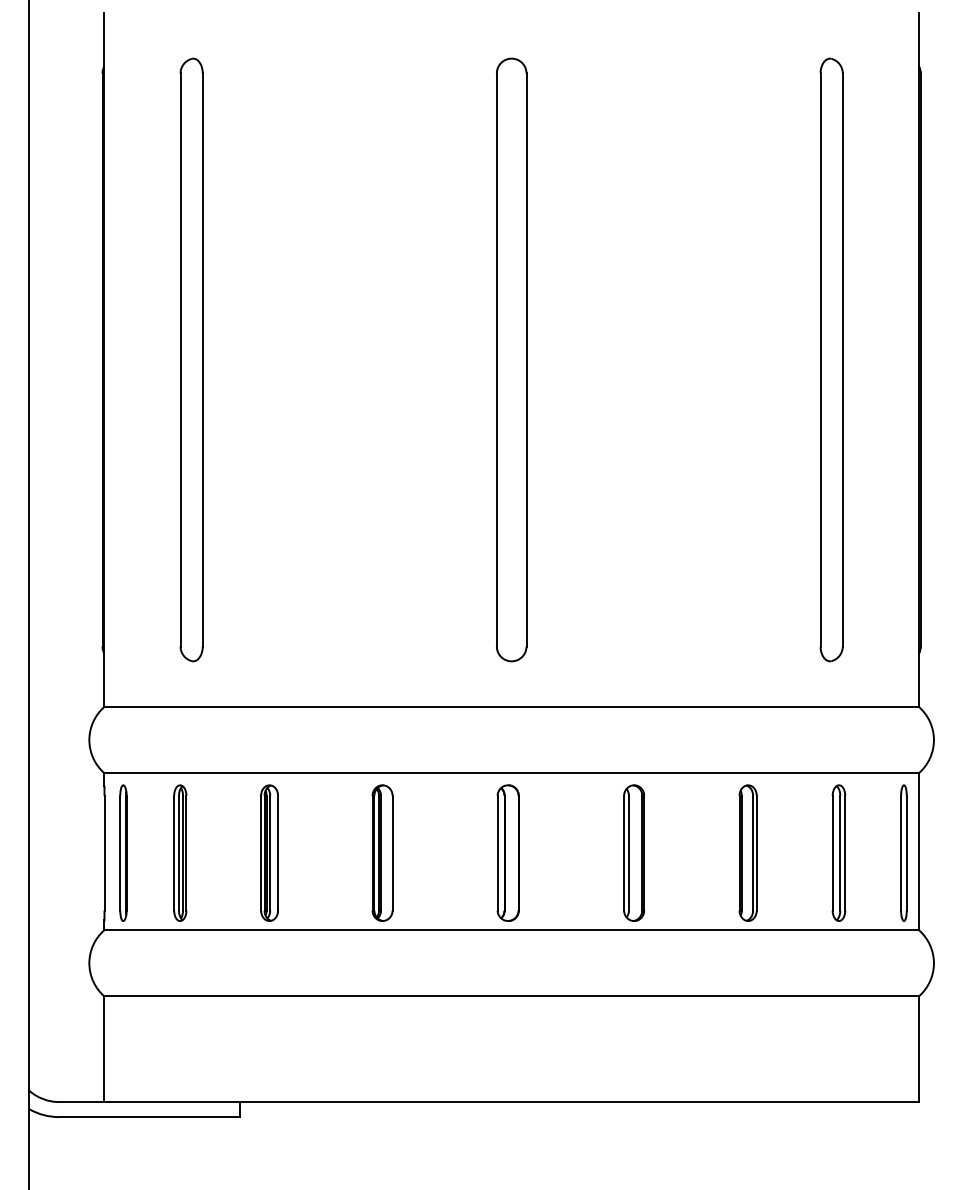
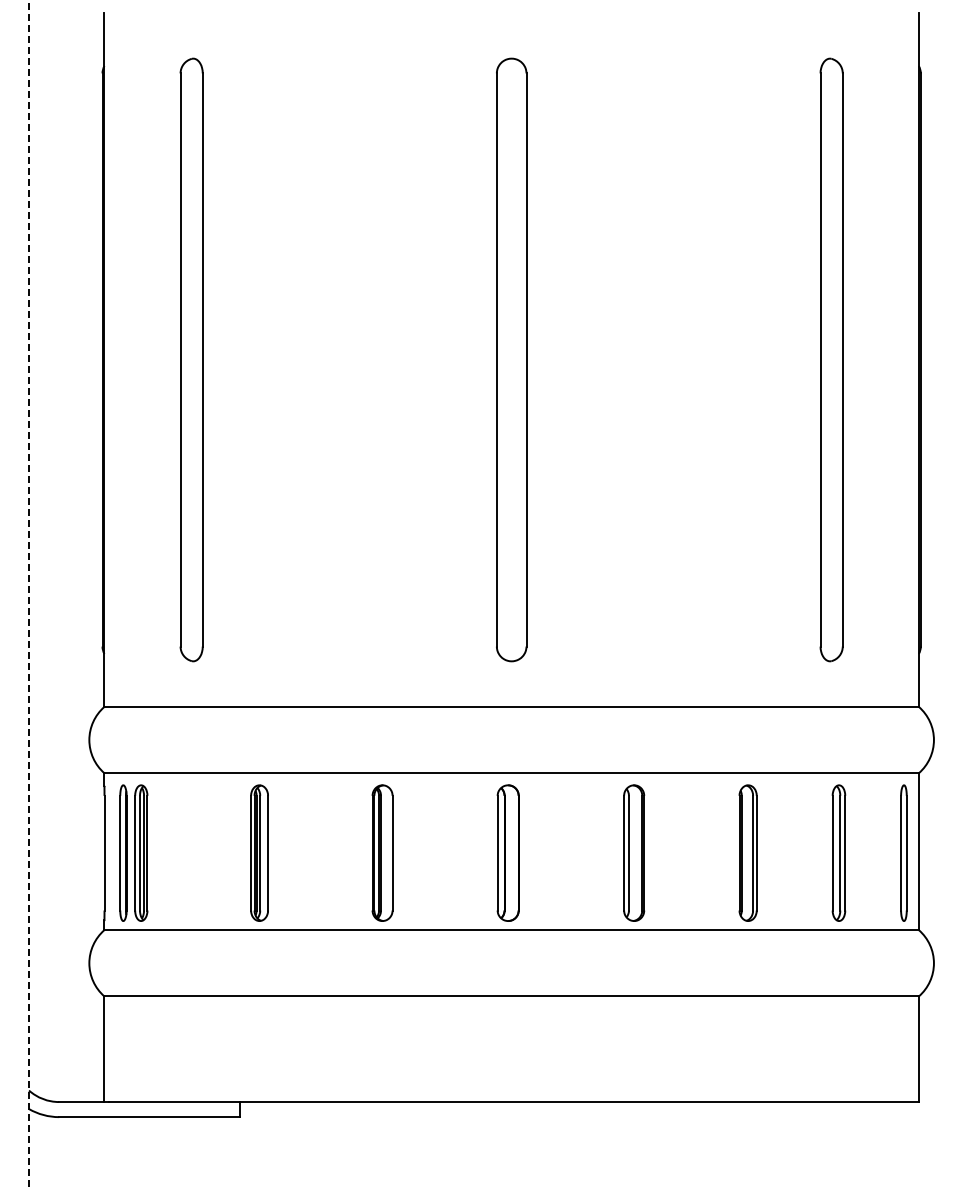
line: solid -> dashed (29, 594)
part position: (180, 852) -> (141, 852) (141, 852)
part position: (269, 852) -> (259, 852) (259, 852)
